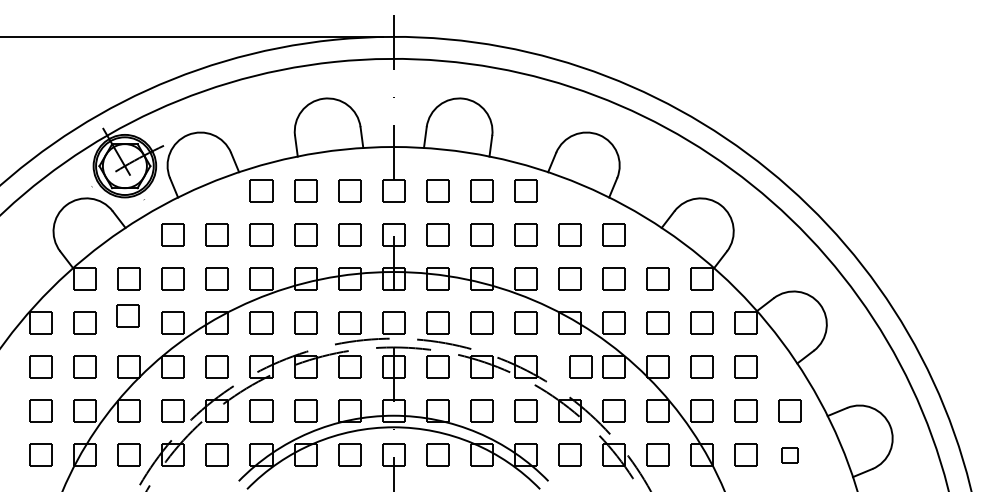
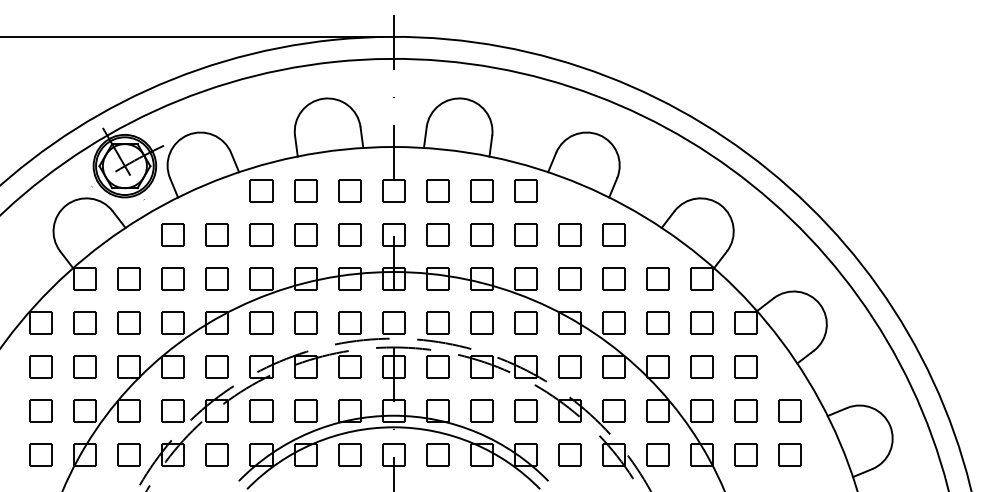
part position: (127, 315) -> (128, 322) (128, 322)
part position: (580, 366) -> (569, 366) (569, 366)
part size: 18x17 px -> 24x24 px (789, 454)
